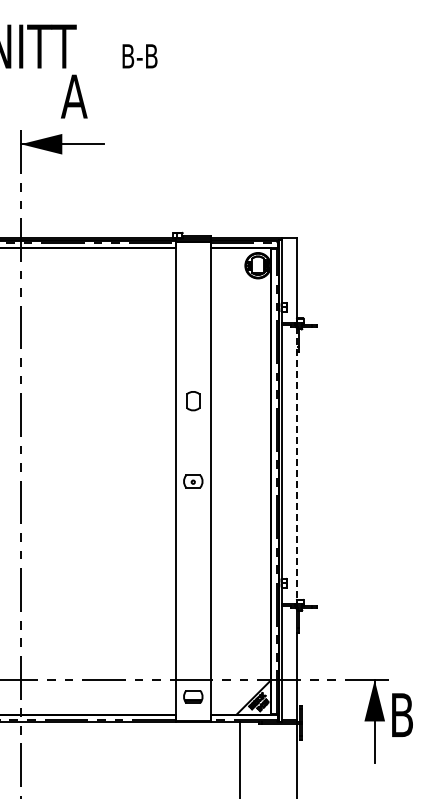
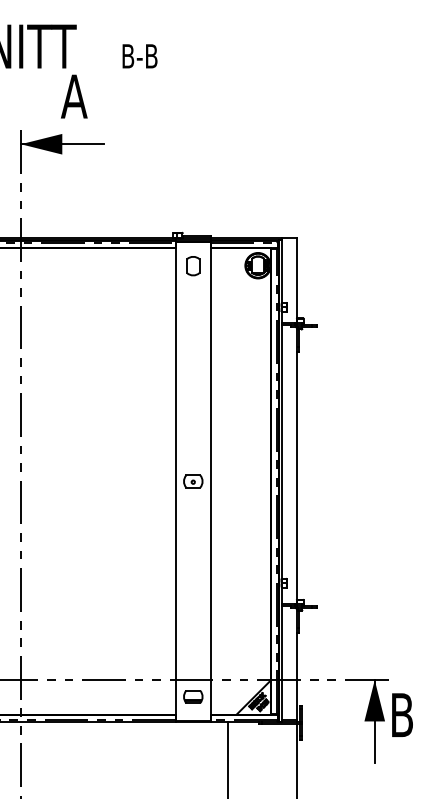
part position: (193, 401) -> (193, 266) (193, 266)
line: dashed -> solid (296, 465)
line position: (239, 758) -> (227, 758) (227, 758)
